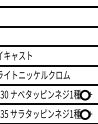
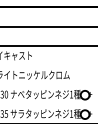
line: present -> none (48, 65)
line: present -> none (48, 84)
line: present -> none (48, 104)
